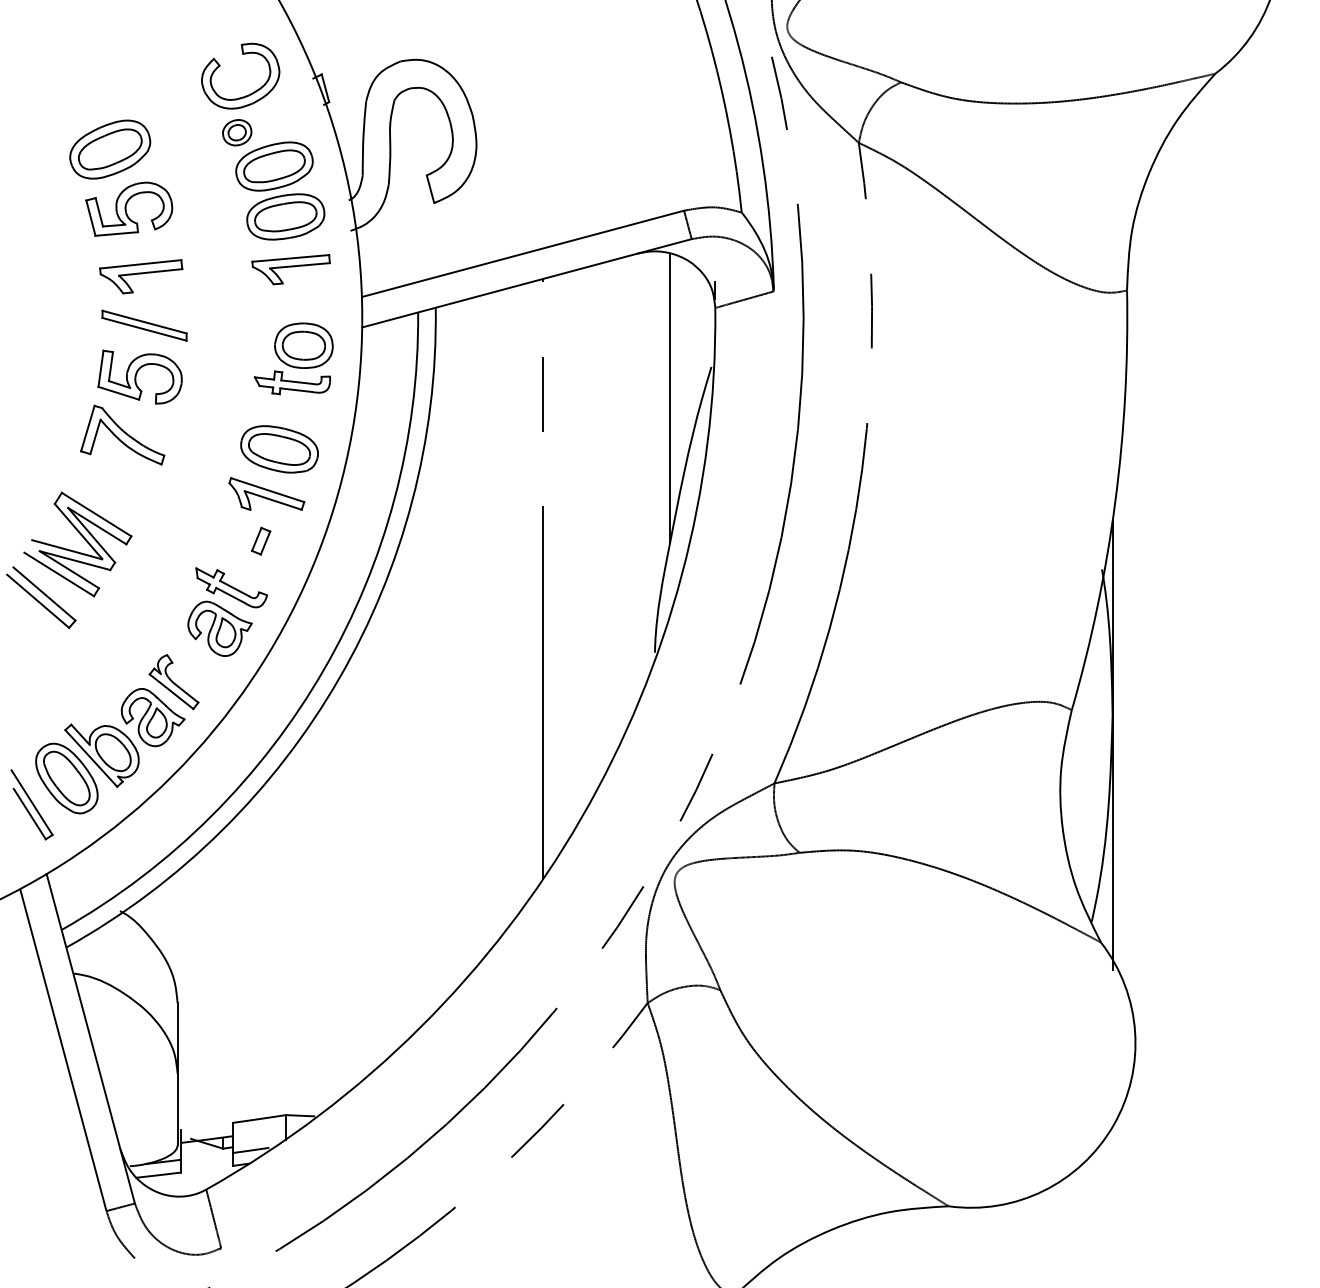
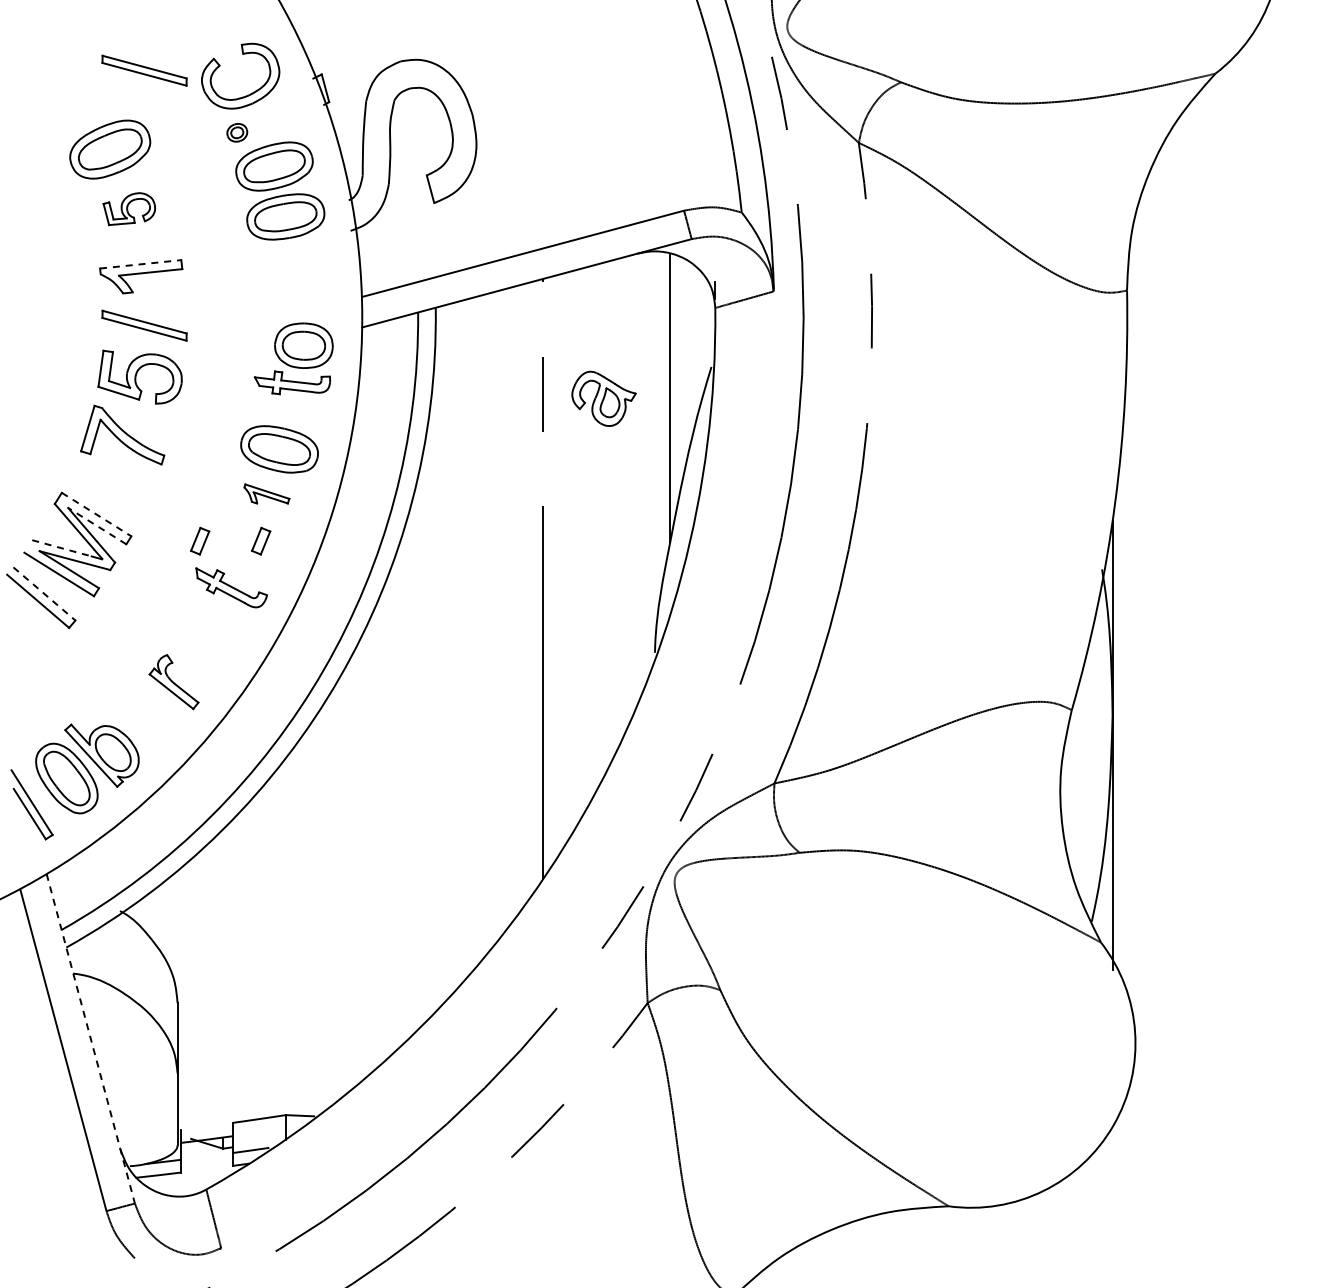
part: none -> present (144, 70)
part size: 31x28 px -> 23x20 px (237, 132)
part size: 89x56 px -> 54x35 px (128, 209)
line: solid -> dashed (140, 264)
part: present -> none (290, 269)
part size: 78x34 px -> 48x22 px (266, 493)
line: solid -> dashed (97, 514)
line: solid -> dashed (96, 525)
part: none -> present (200, 540)
line: solid -> dashed (61, 548)
line: solid -> dashed (44, 593)
part position: (219, 628) -> (603, 398) (603, 398)
part: present -> none (152, 717)
line: solid -> dashed (90, 1038)
